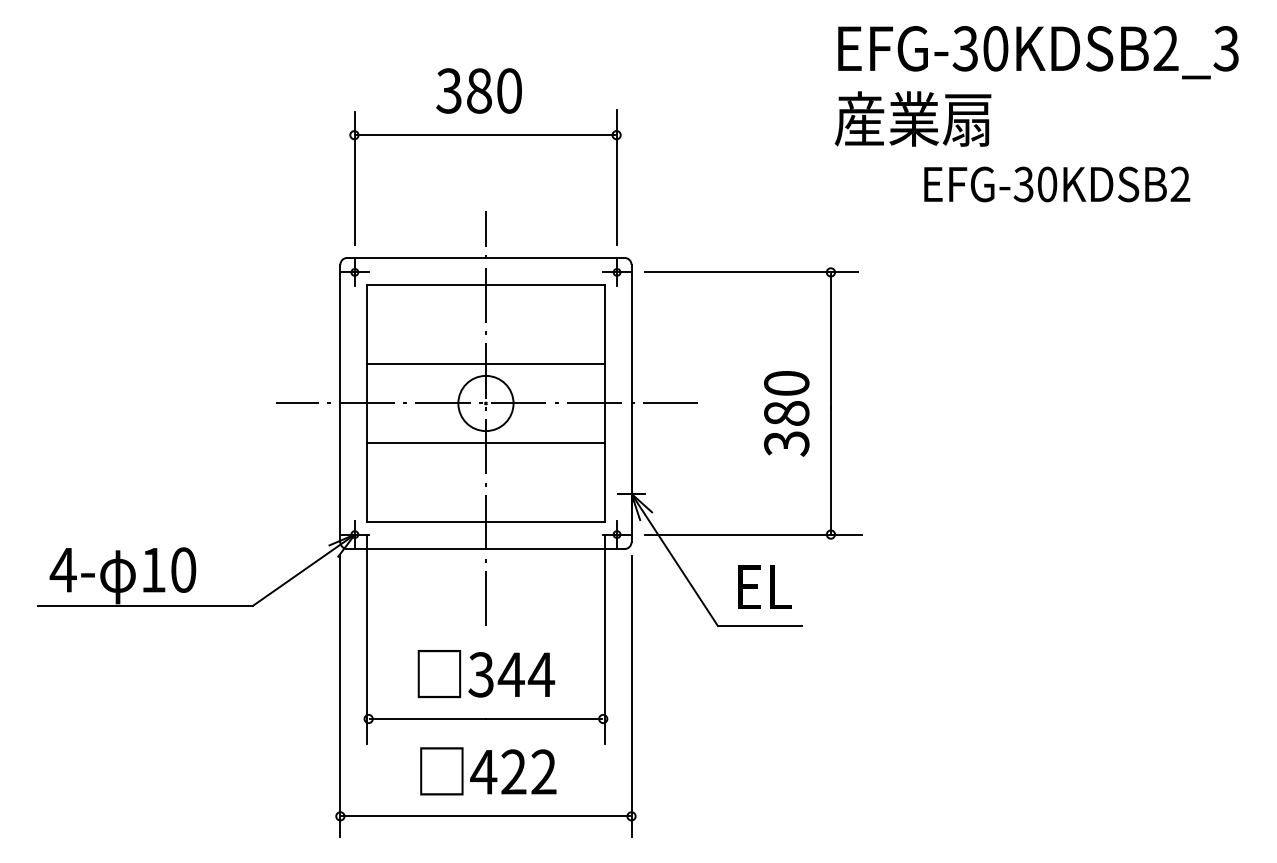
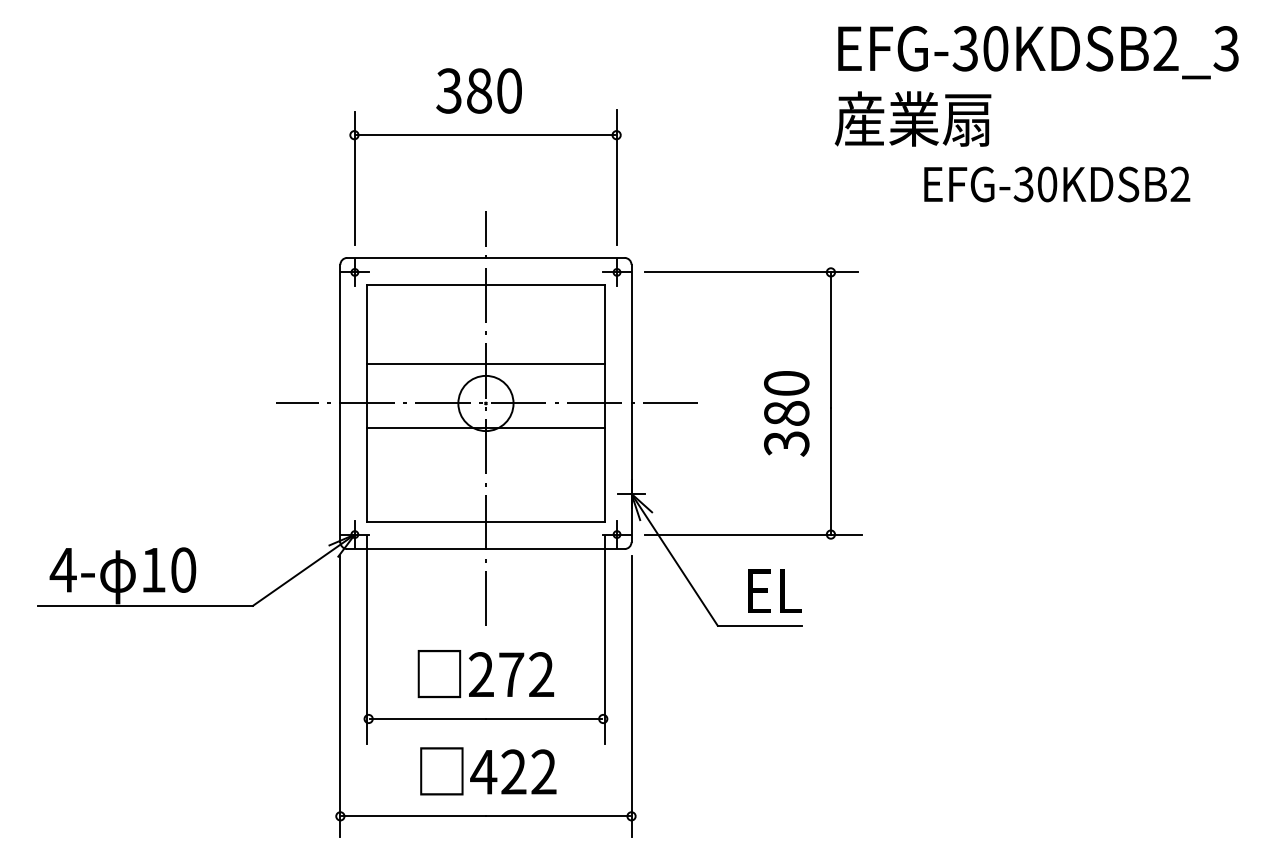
line position: (485, 443) -> (485, 428) (485, 428)
text position: (764, 586) -> (774, 590) (774, 590)
text: 344 -> 272 (511, 674)
